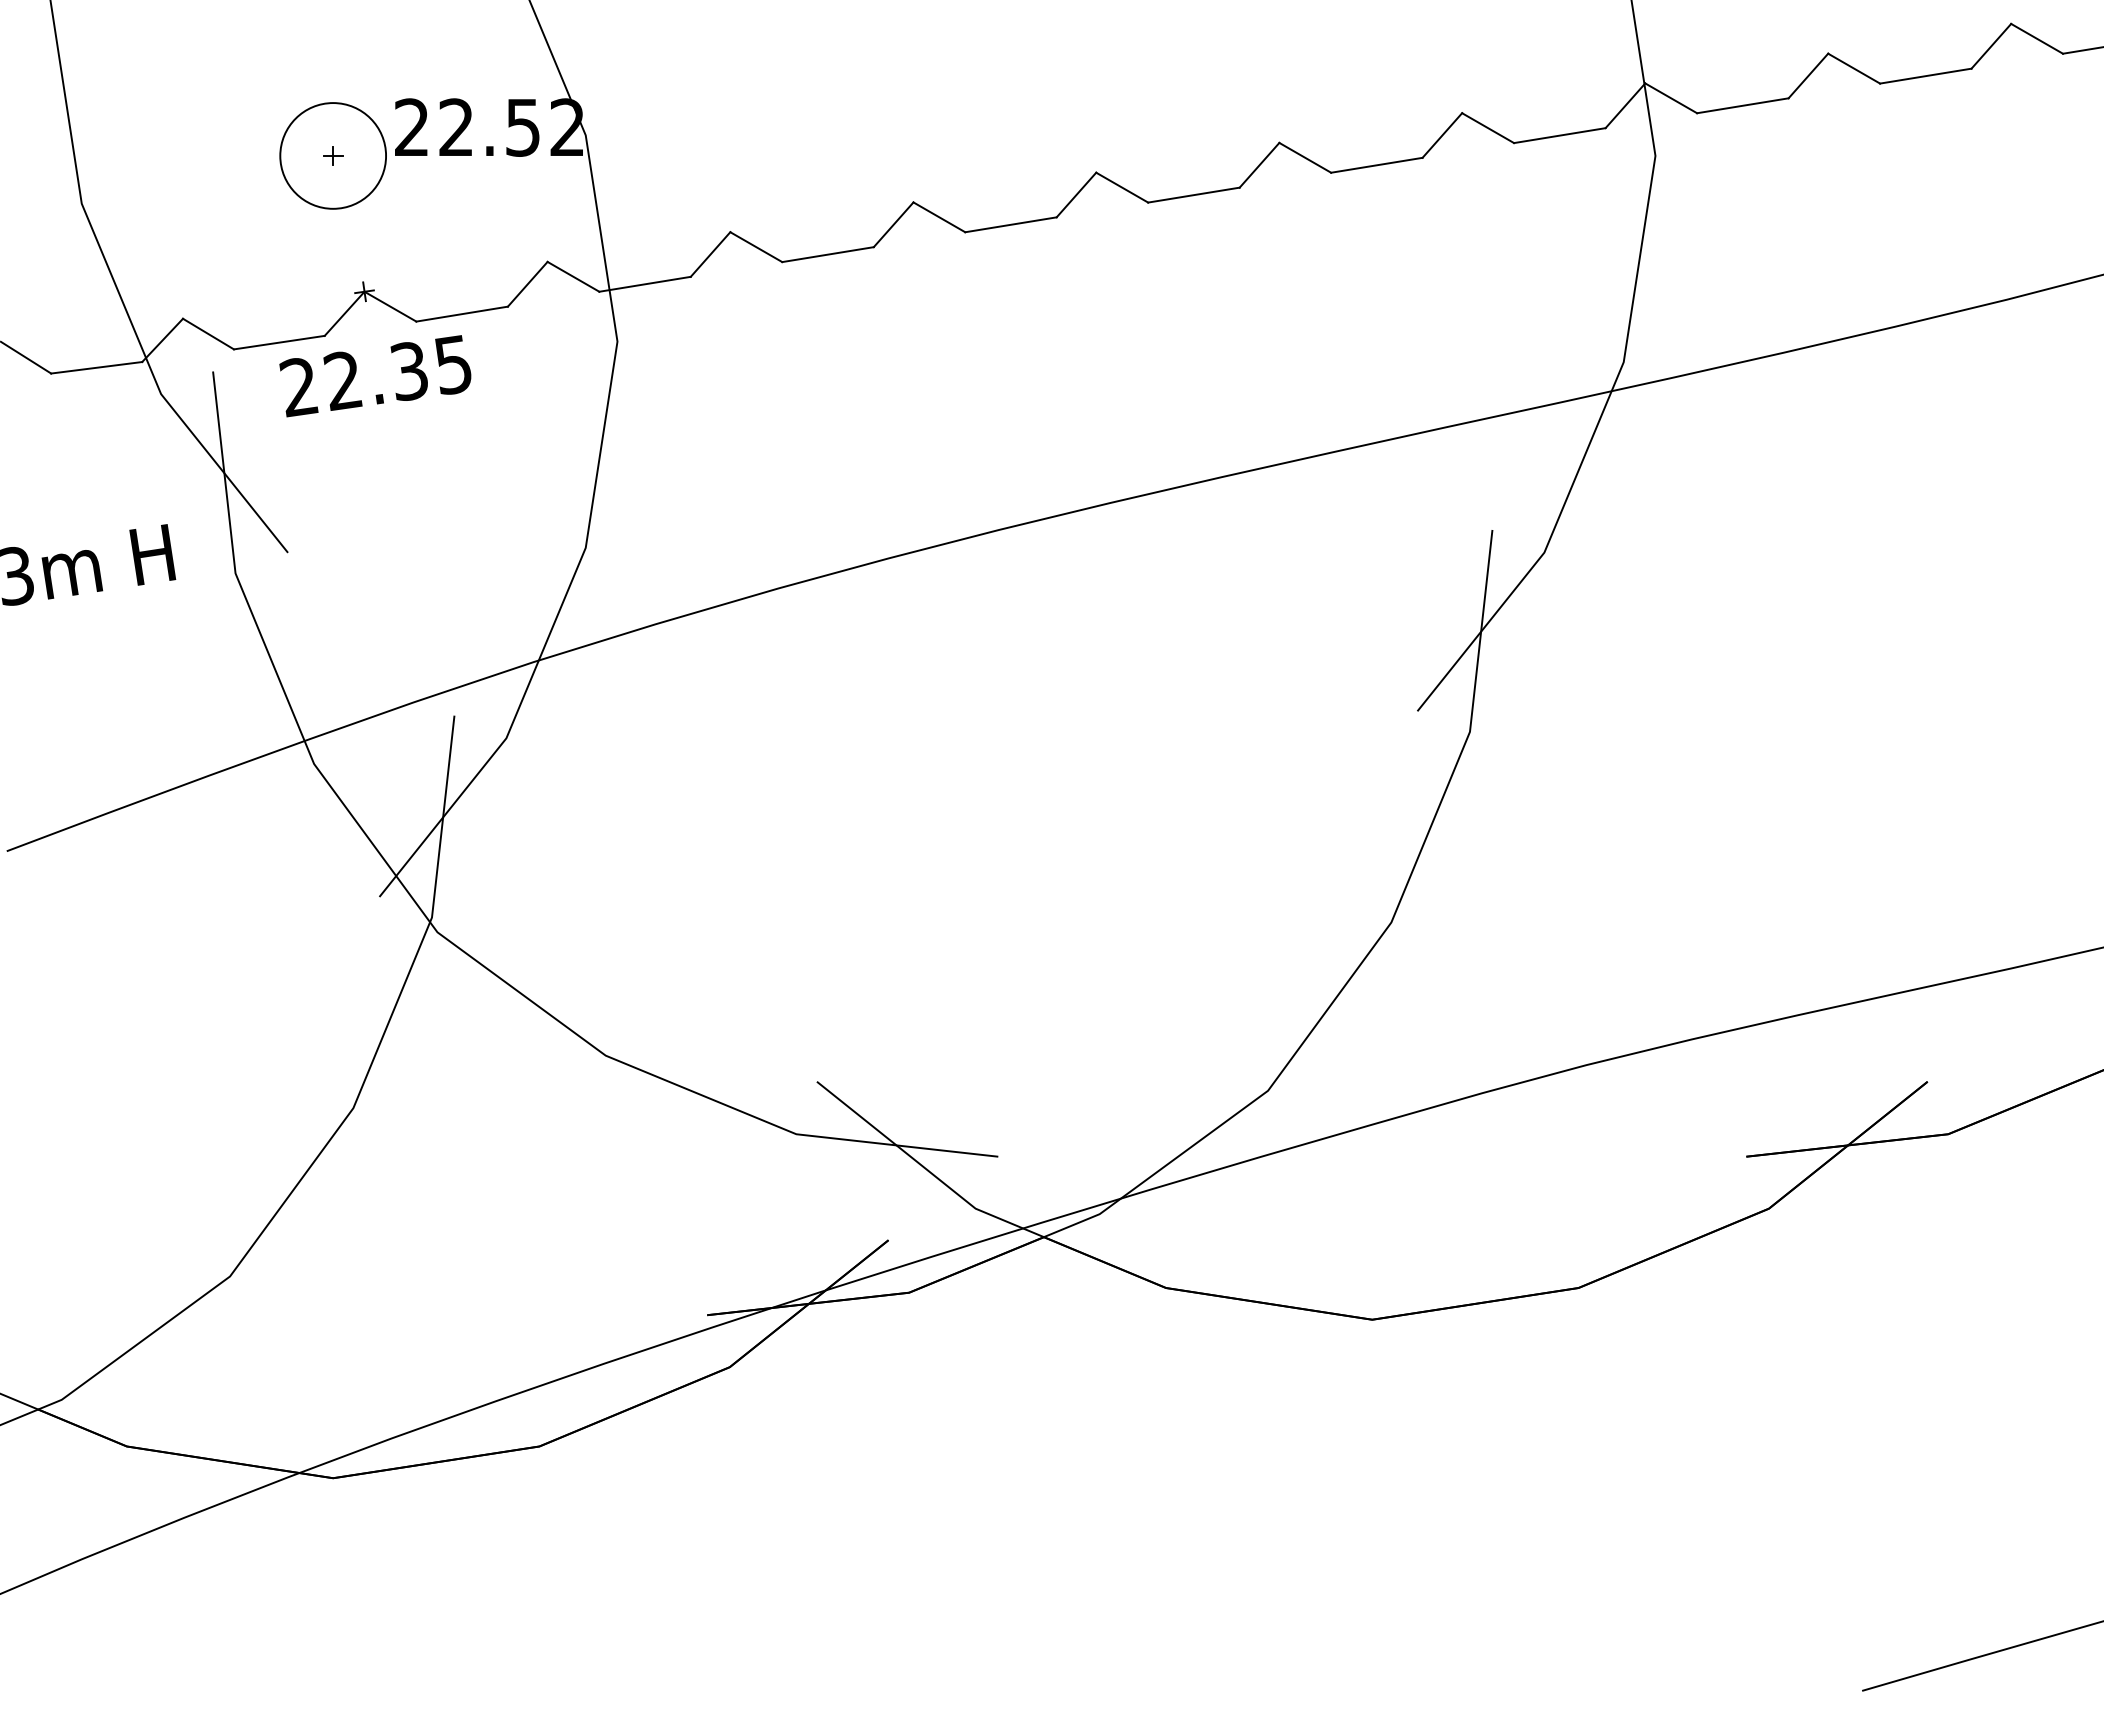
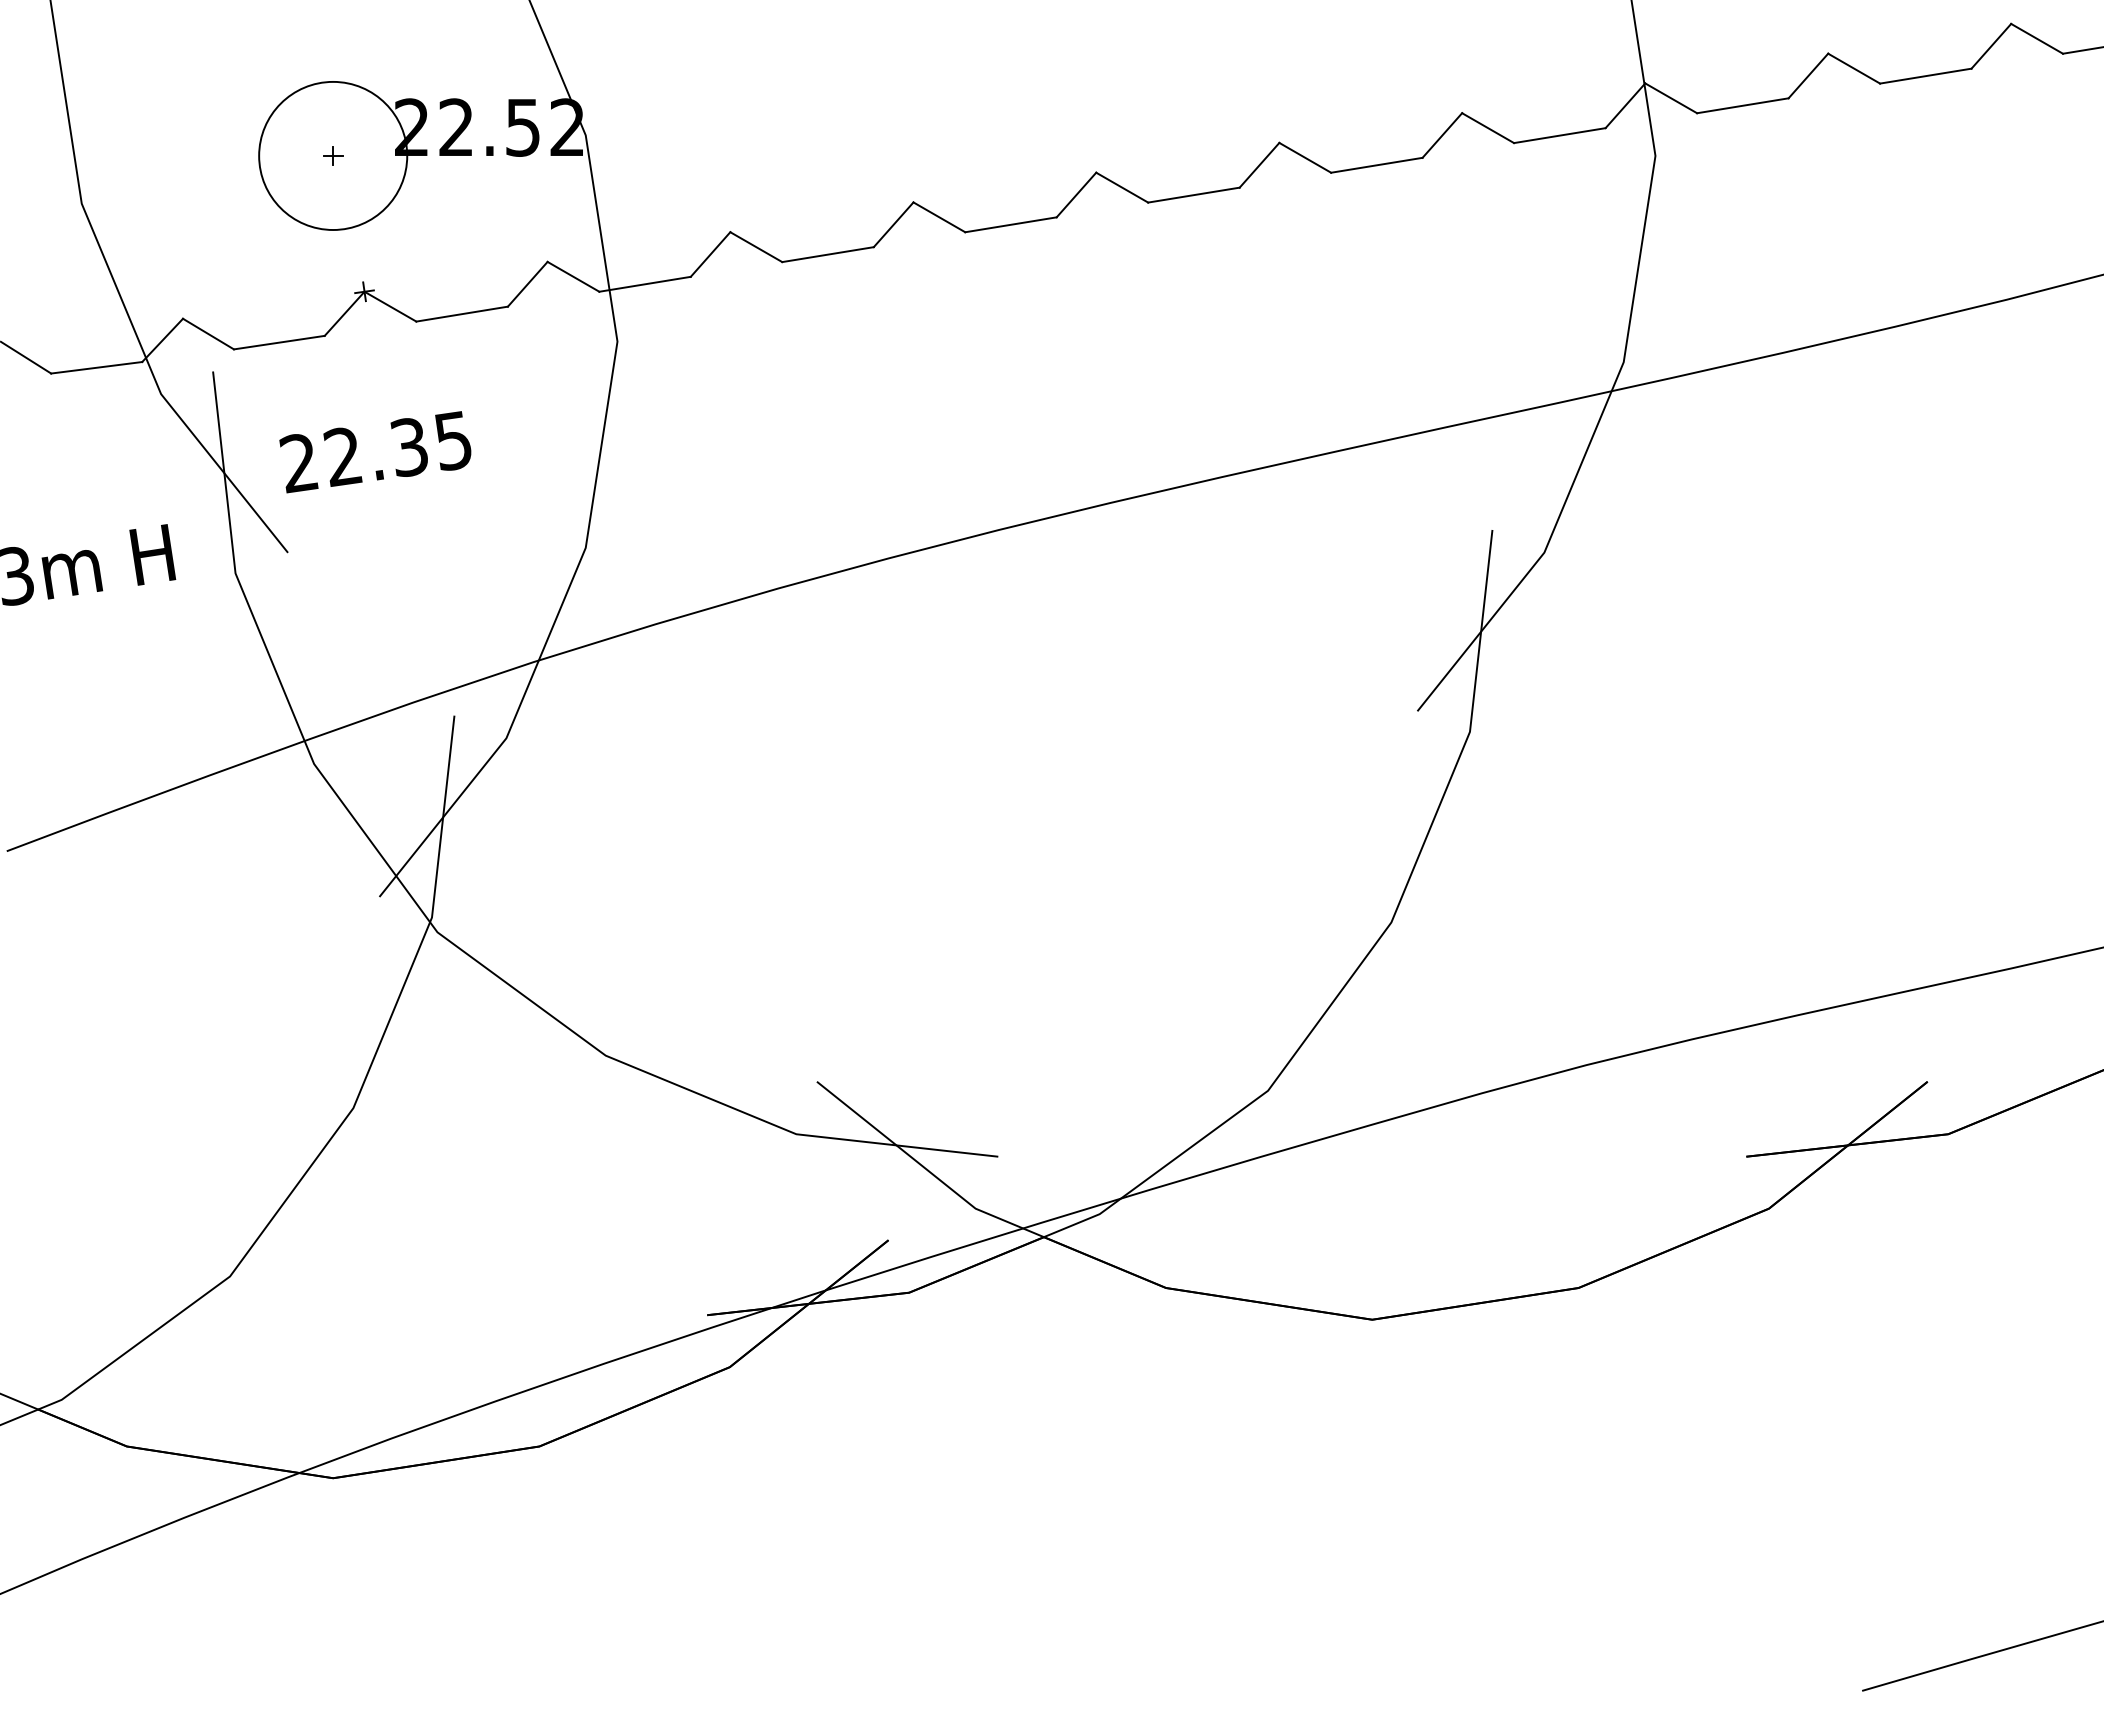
circle diameter: 106 px -> 148 px (333, 155)
text position: (375, 376) -> (375, 452) (375, 452)
